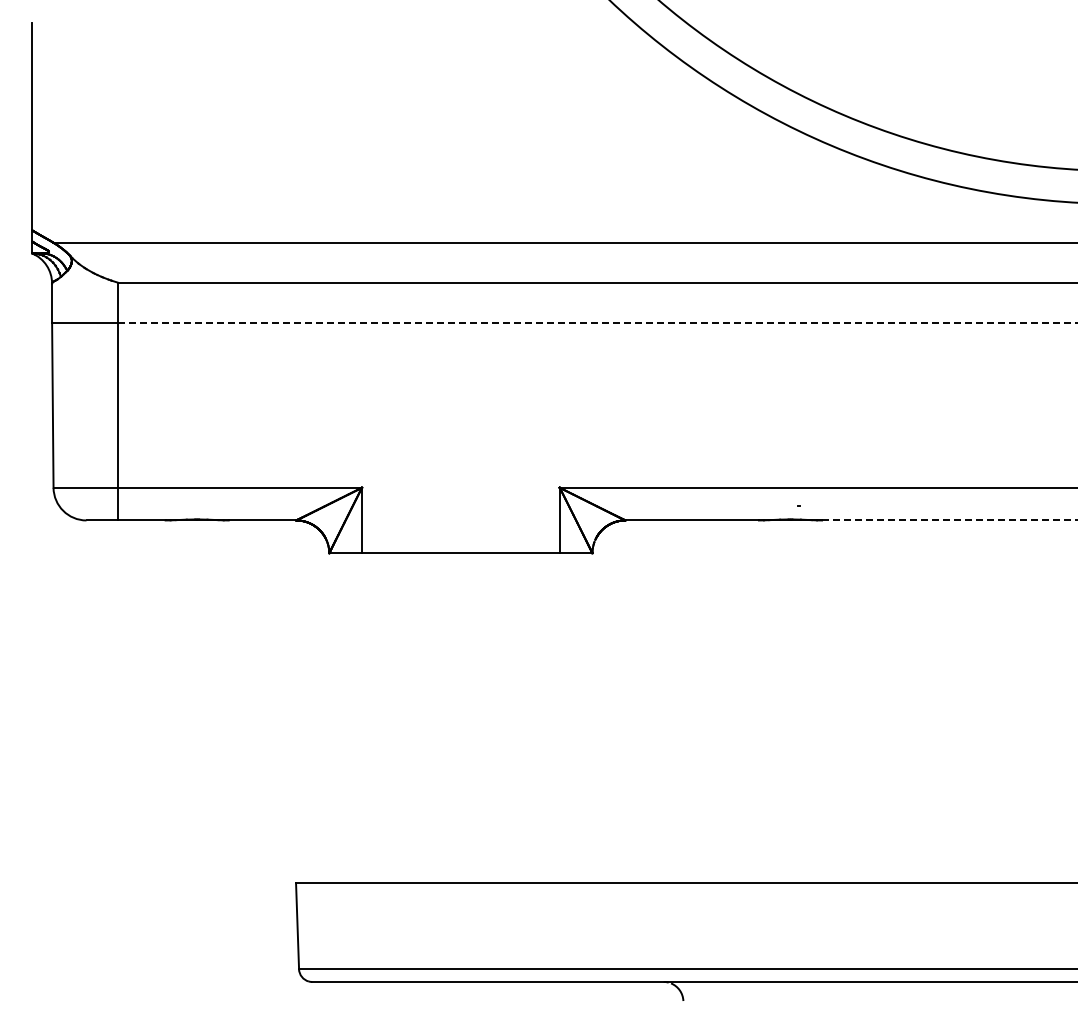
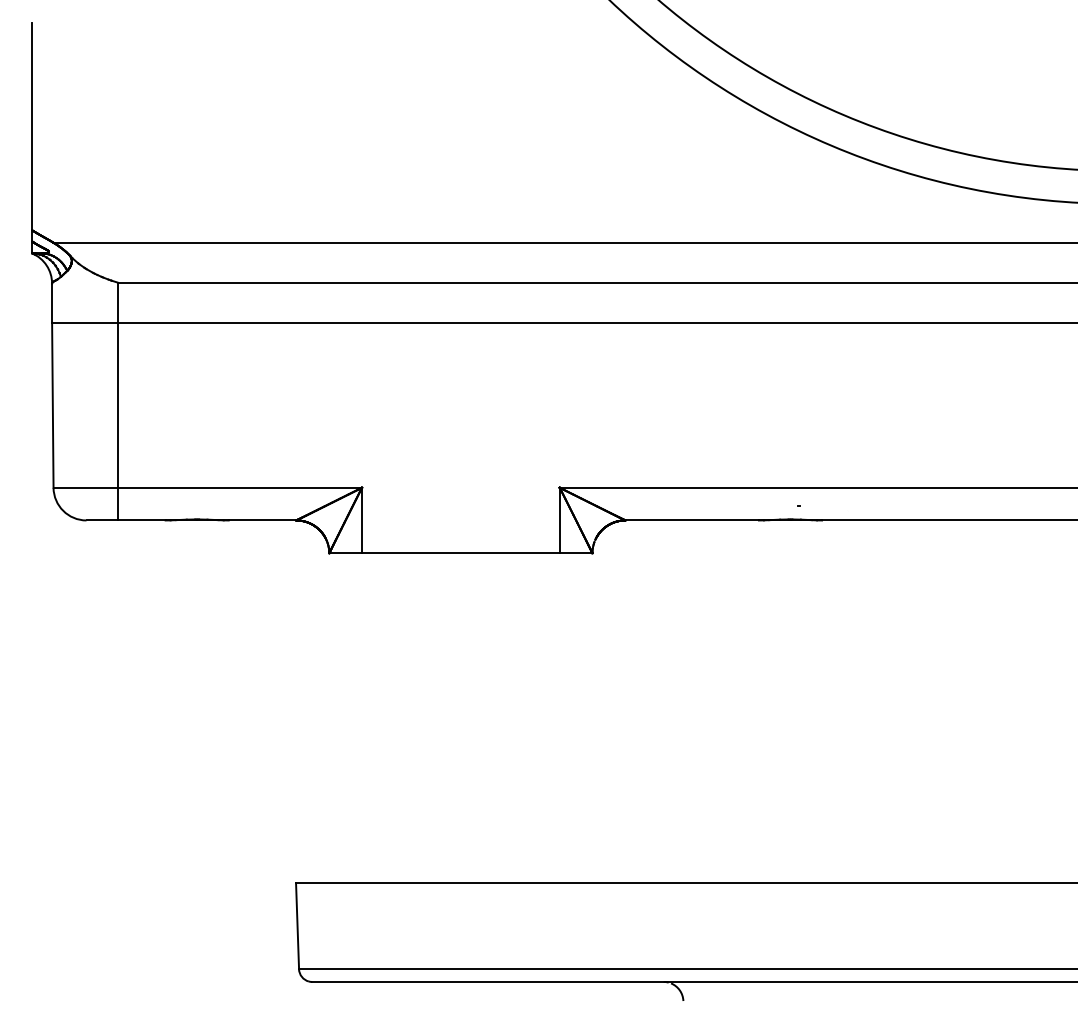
line: dashed -> solid (597, 322)
line: dashed -> solid (949, 520)
